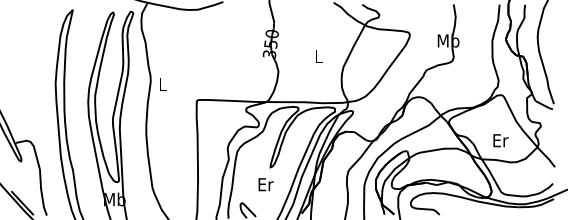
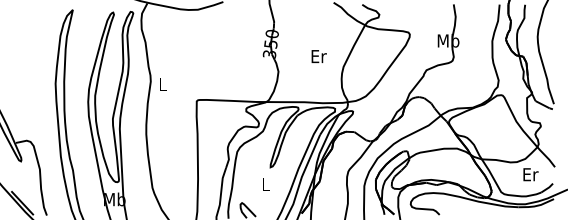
text: L -> Er (318, 56)
text position: (500, 140) -> (530, 174) (530, 174)
text: Er -> L (265, 184)
